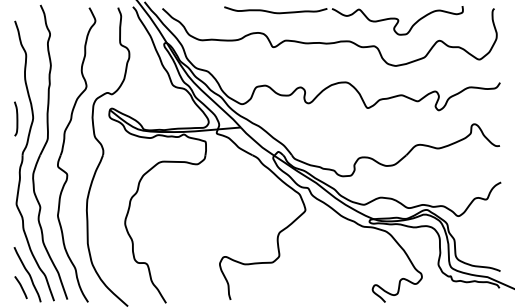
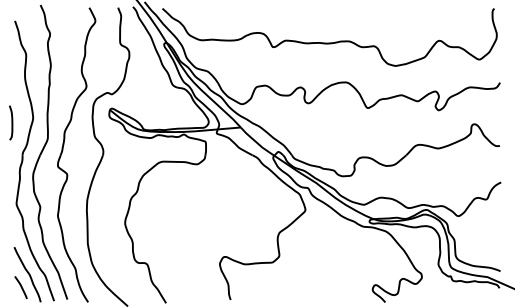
part: present -> none (343, 20)
curve position: (16, 118) -> (11, 122) (11, 122)
